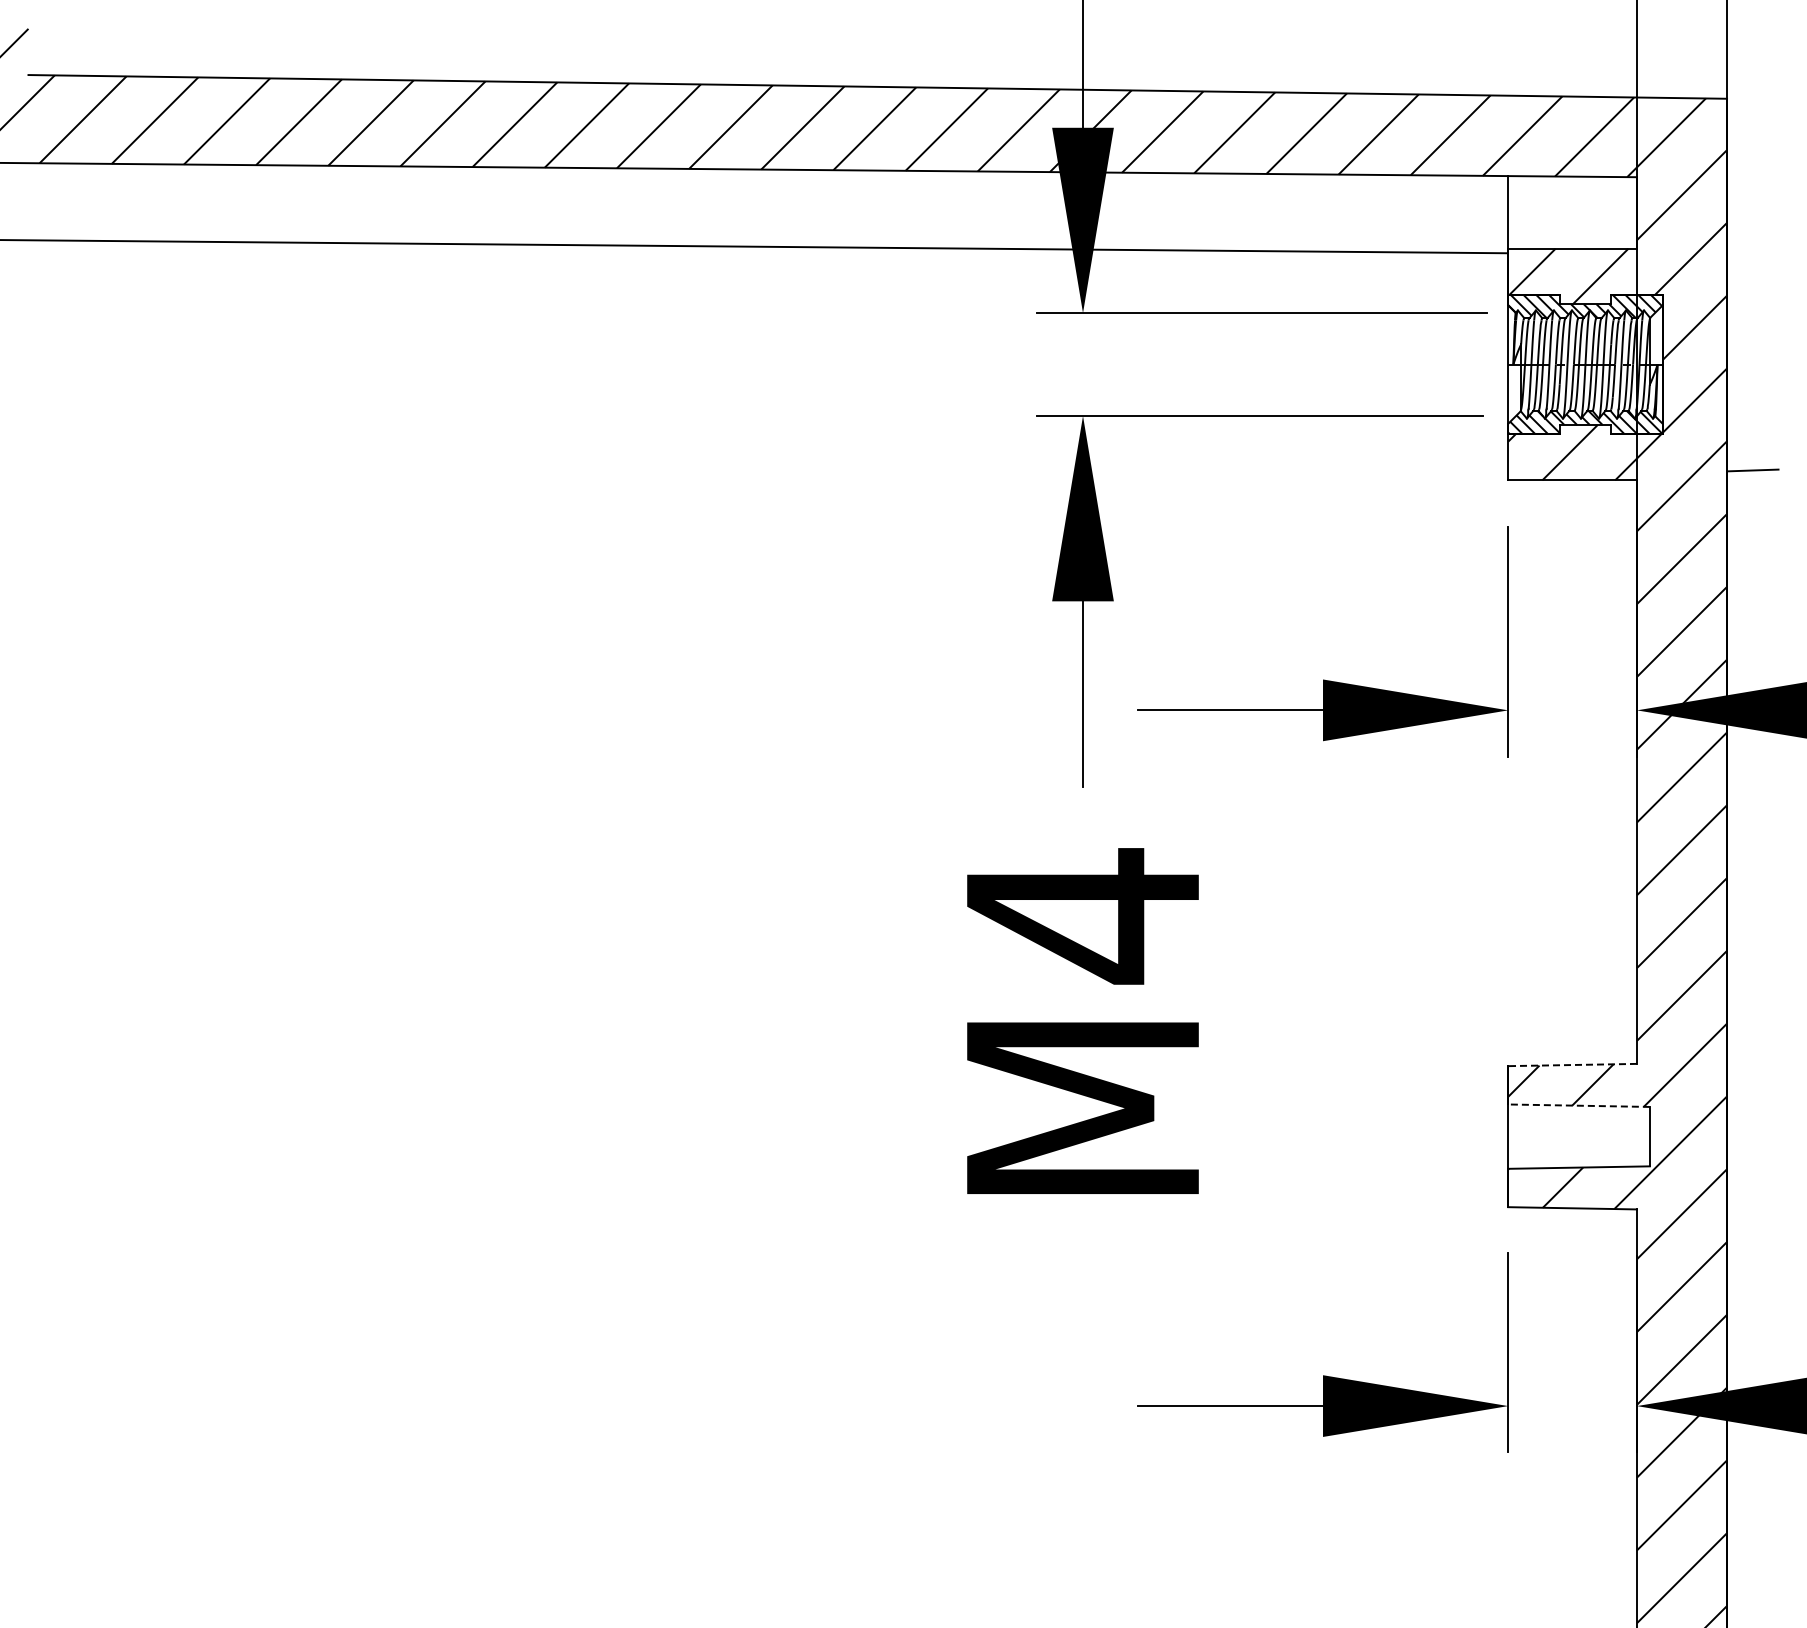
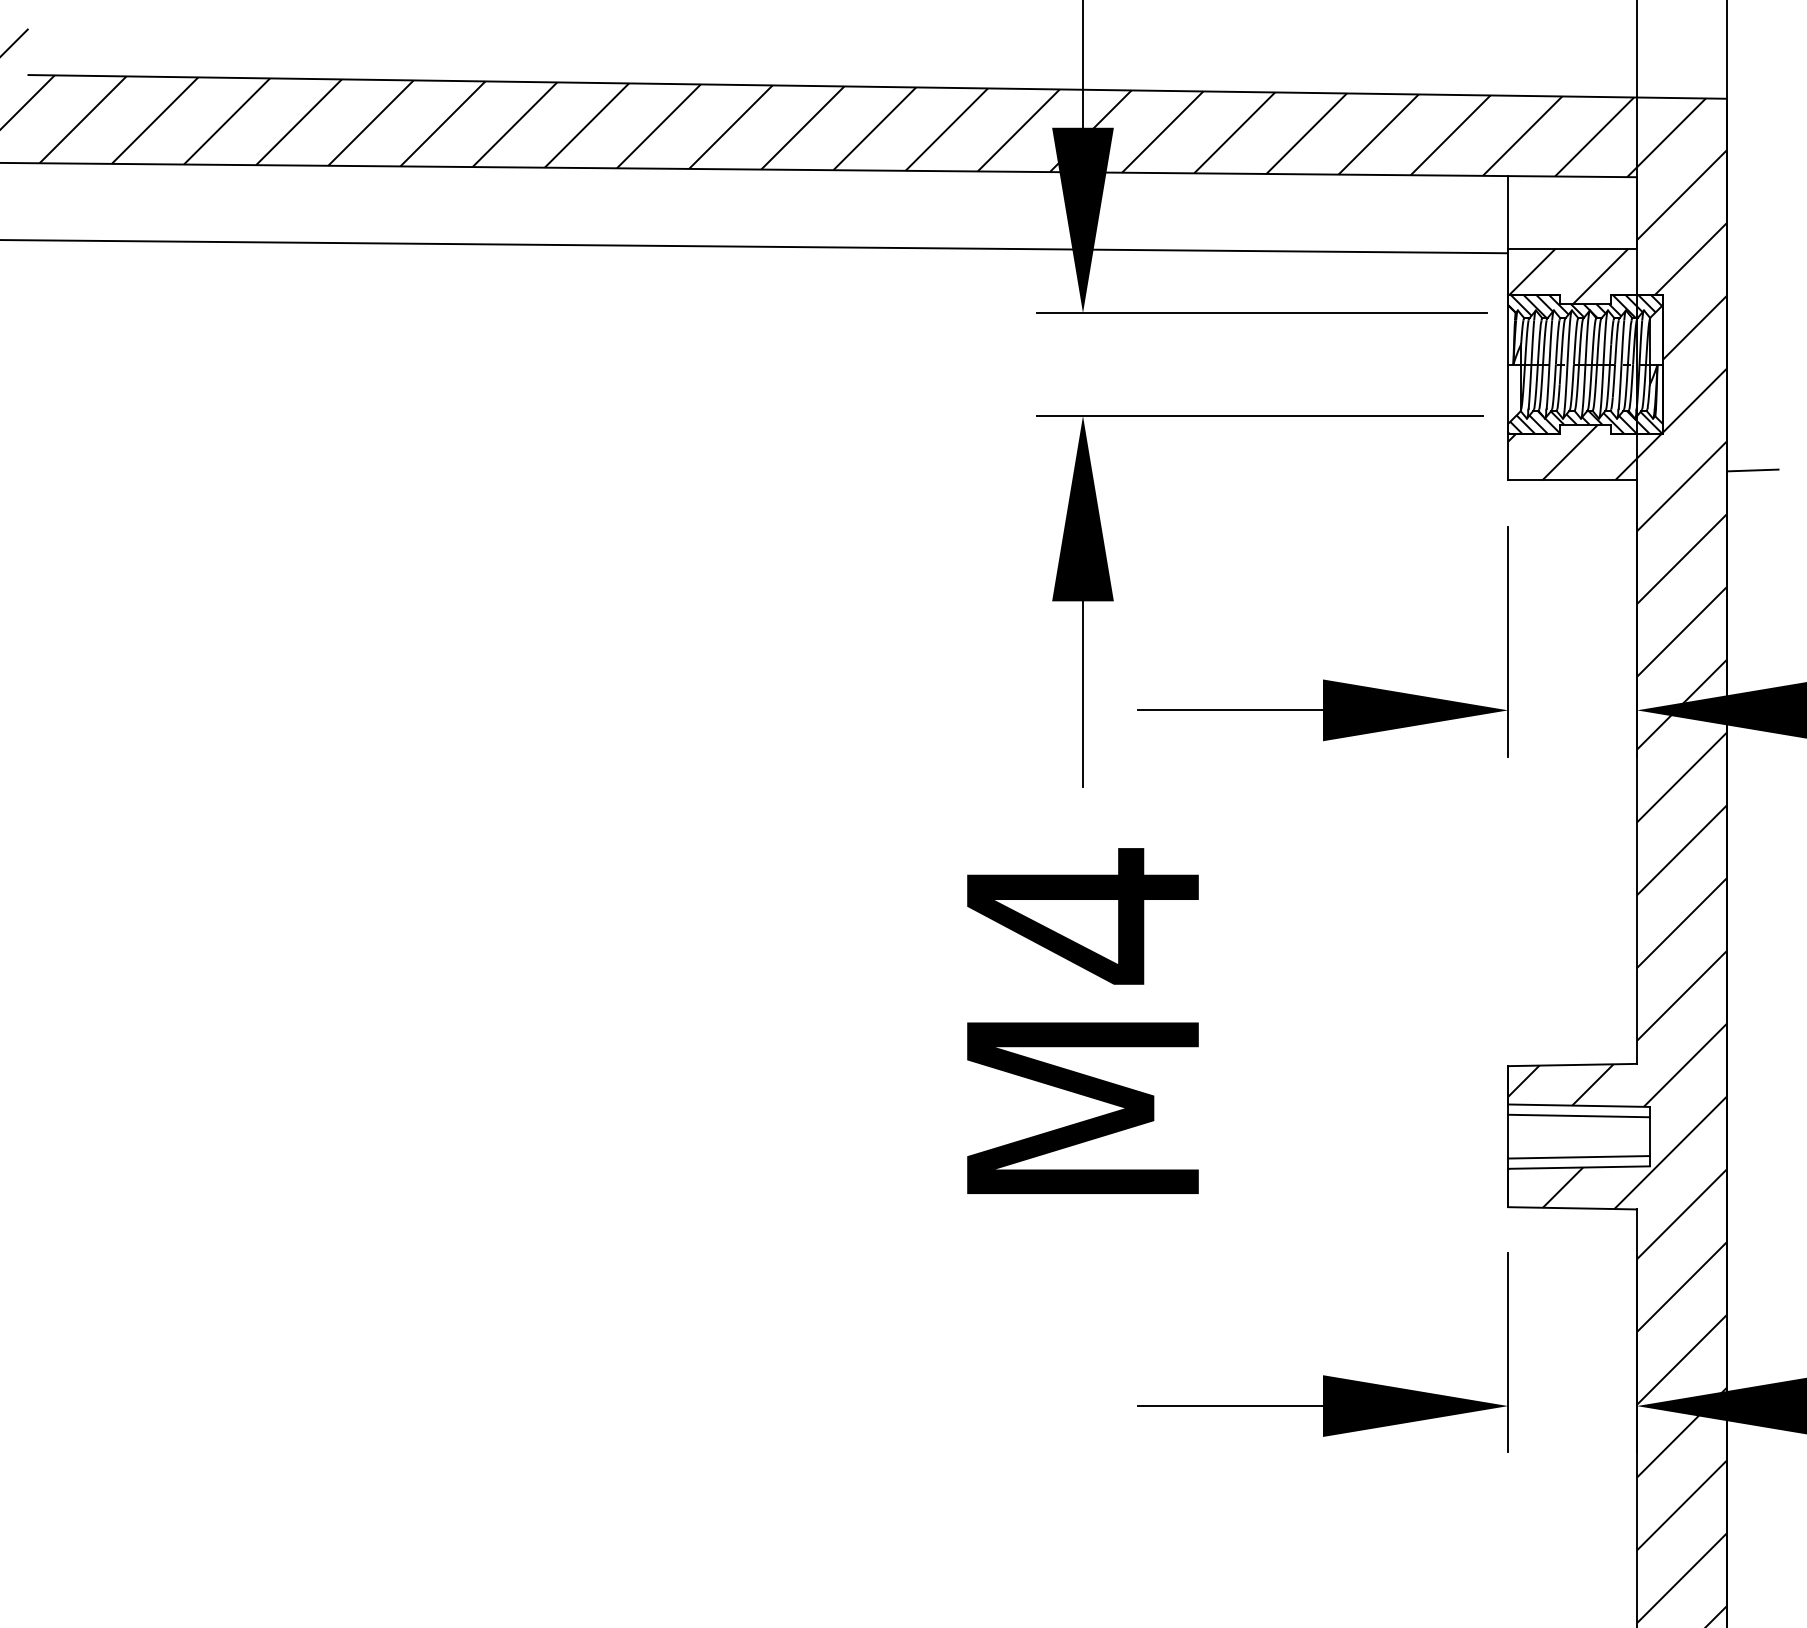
line: dashed -> solid (1572, 1065)
line: dashed -> solid (1579, 1105)
line: none -> present (1578, 1115)
line: none -> present (1578, 1157)
